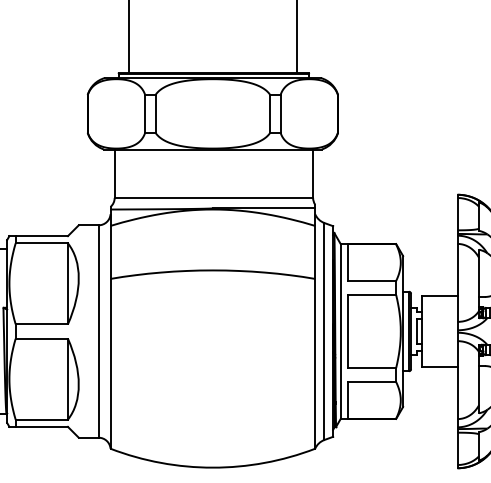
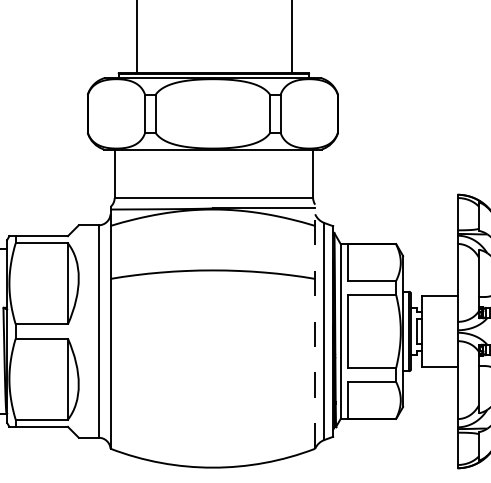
line position: (129, 37) -> (137, 37) (137, 37)
line position: (296, 37) -> (291, 37) (291, 37)
line: solid -> dashed (315, 326)
